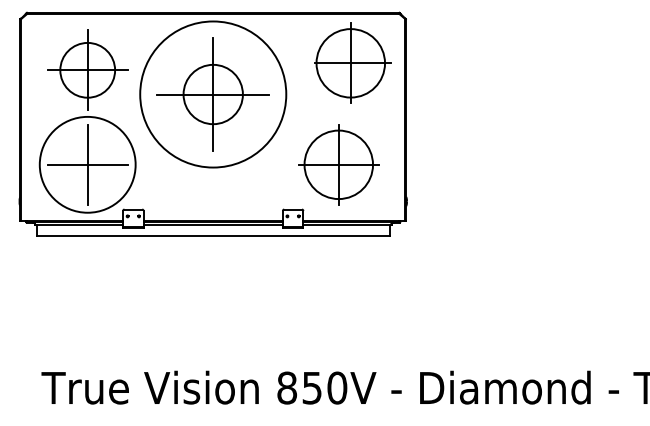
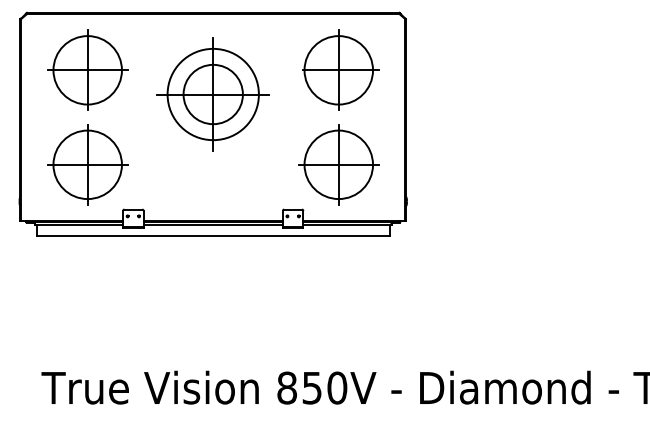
part position: (352, 62) -> (340, 69) (340, 69)
circle diameter: 55 px -> 68 px (87, 70)
circle diameter: 146 px -> 91 px (212, 94)
circle diameter: 96 px -> 68 px (87, 164)
